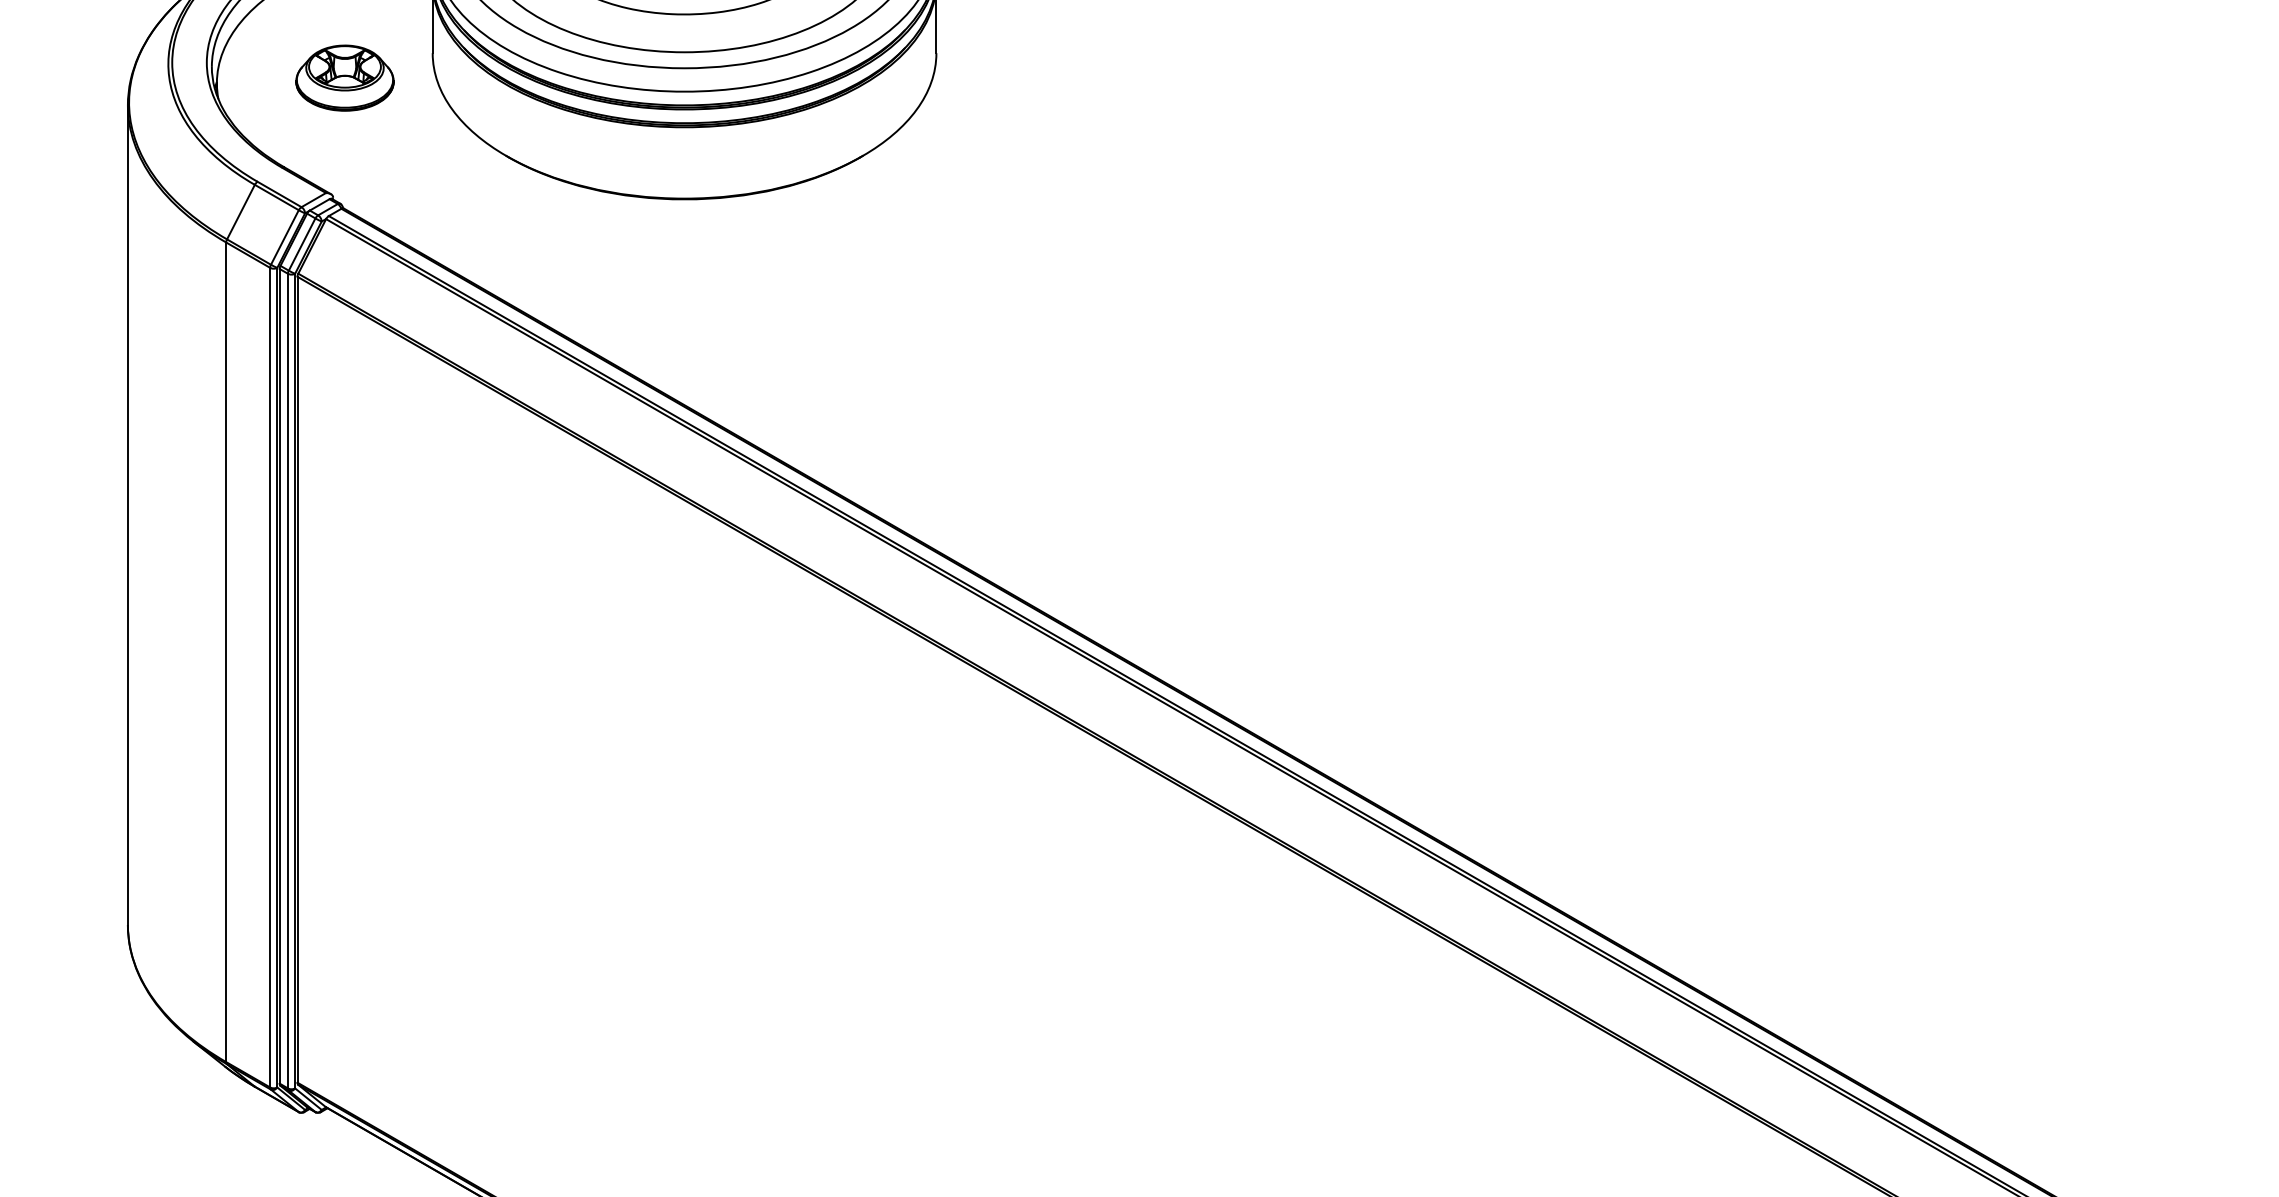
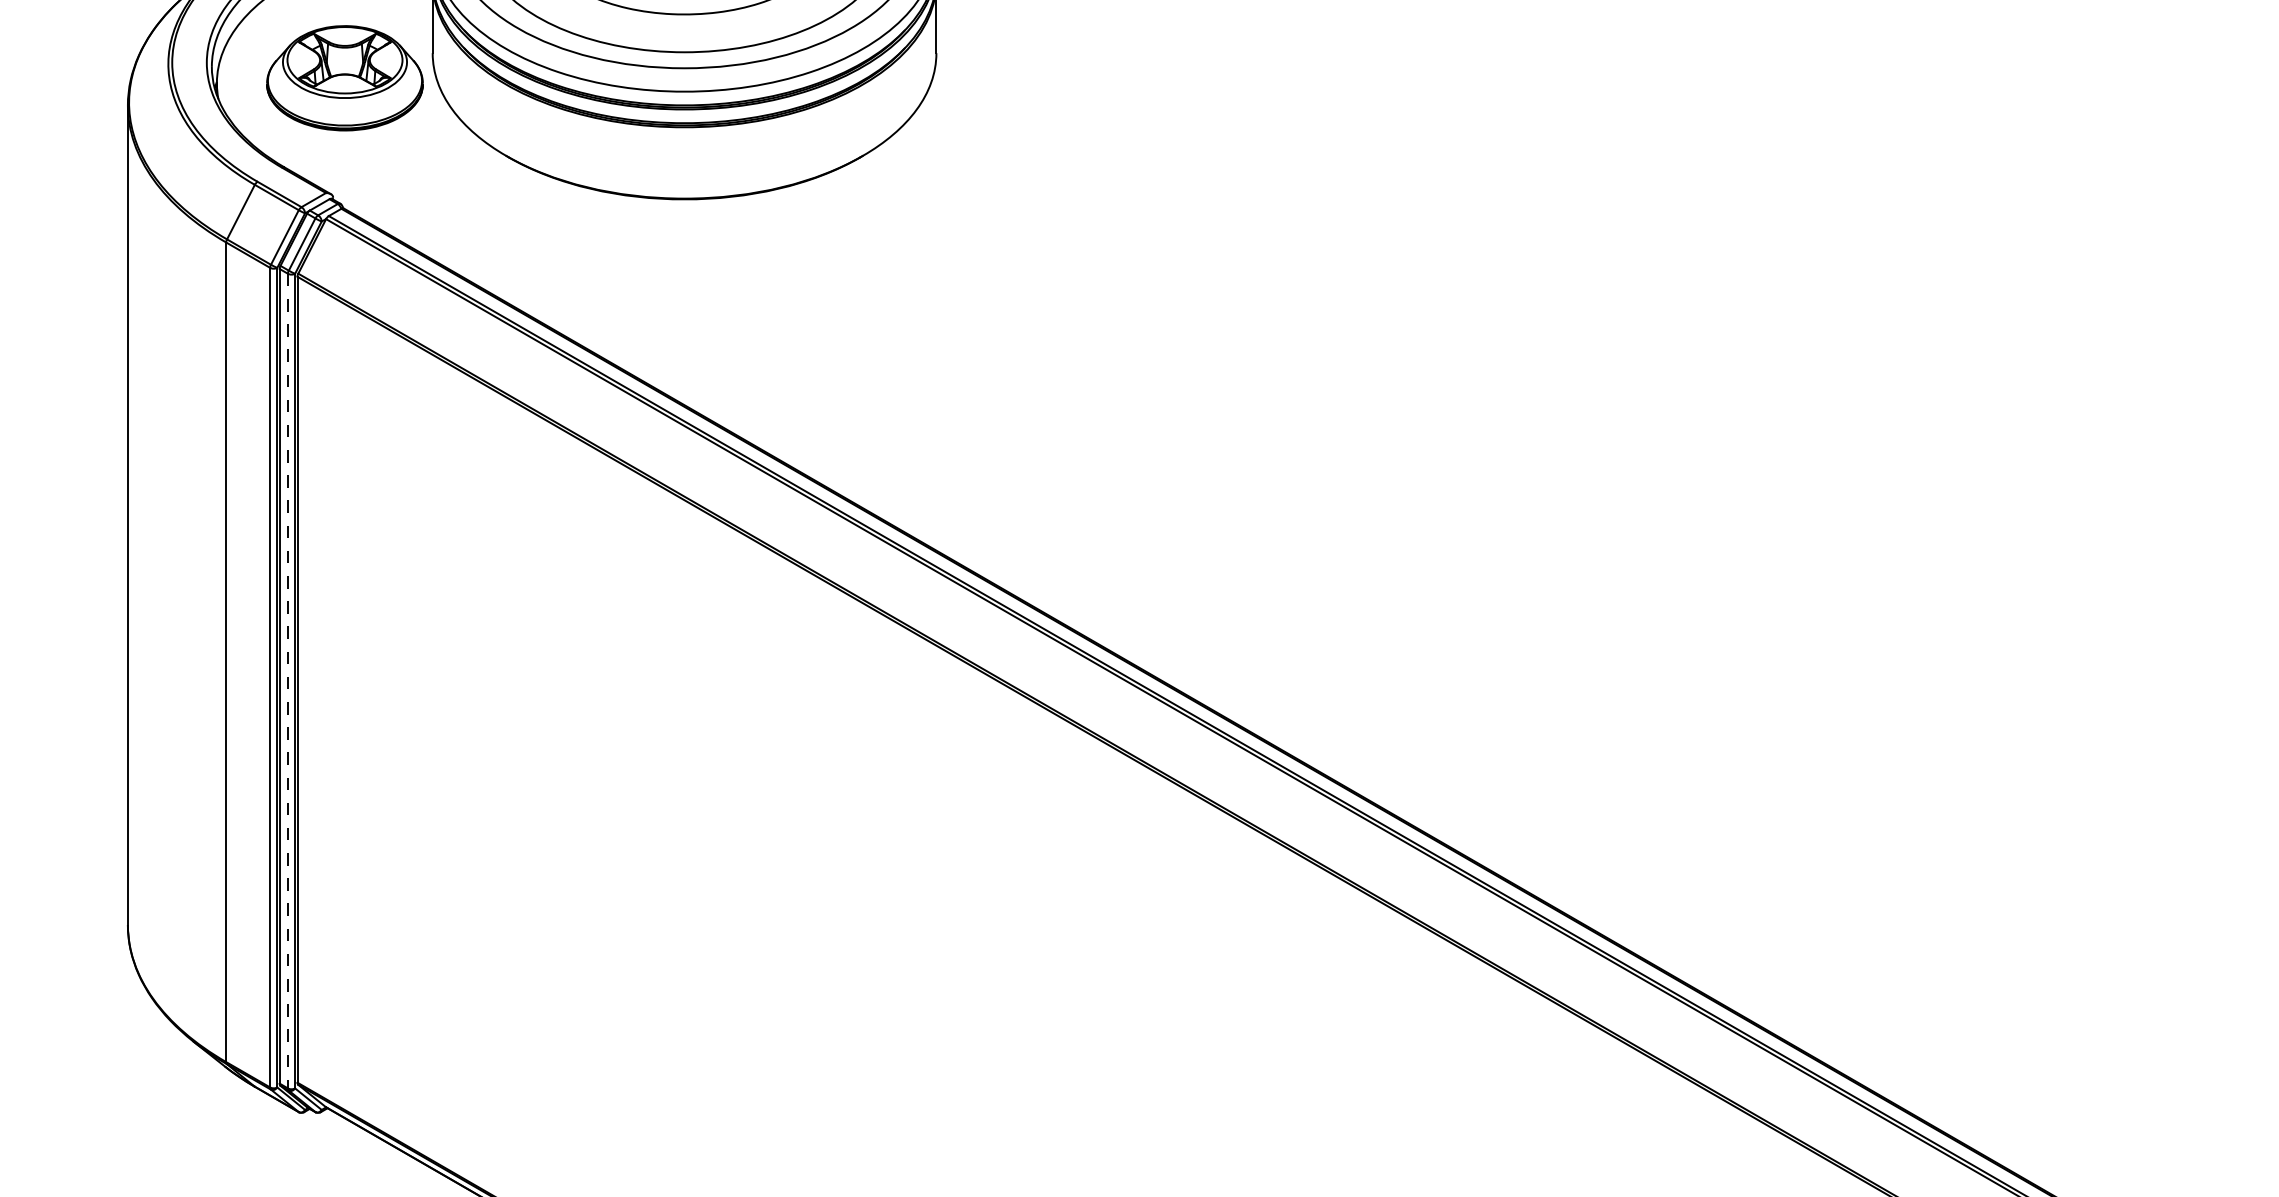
part size: 100x68 px -> 158x107 px (344, 78)
line: solid -> dashed (288, 681)
